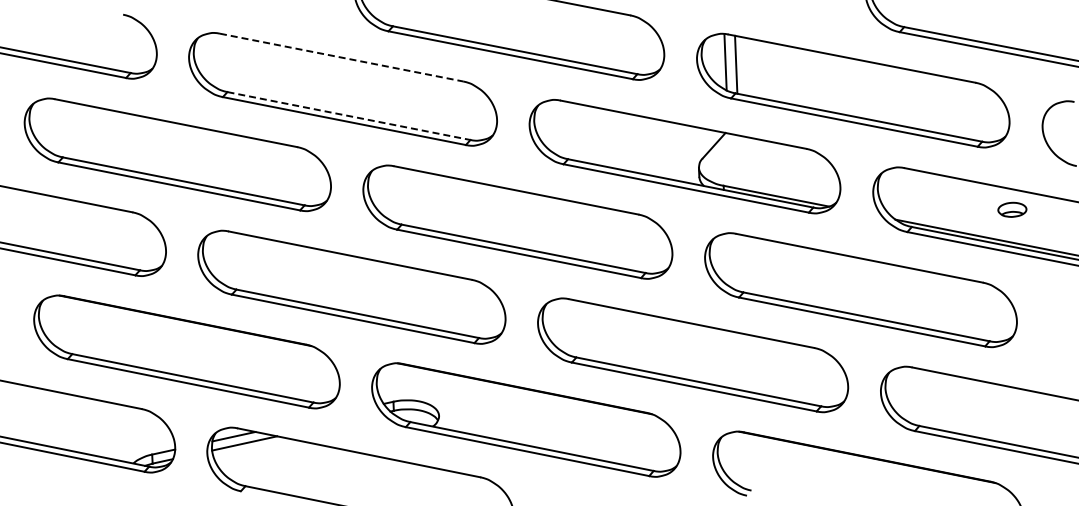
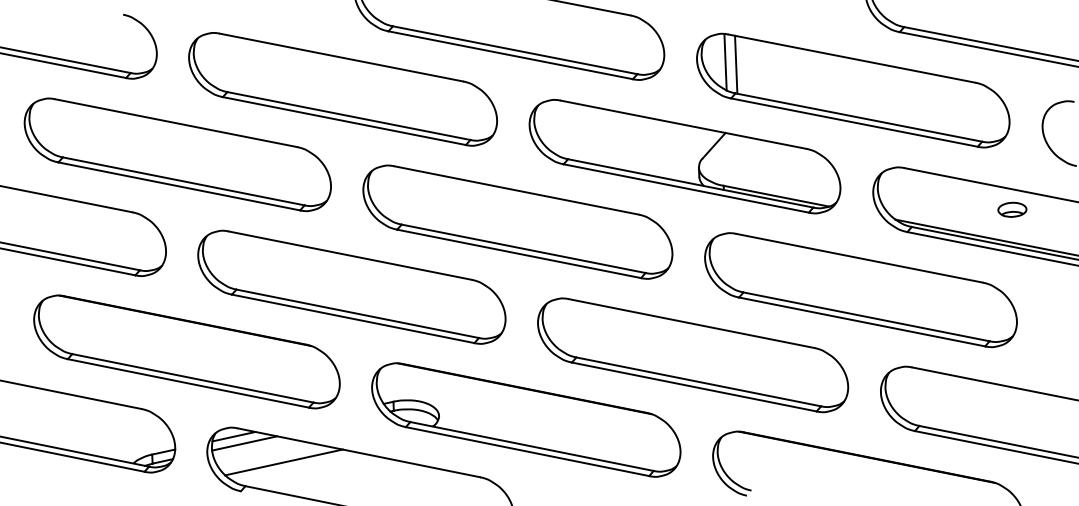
line: dashed -> solid (341, 57)
line: dashed -> solid (348, 116)
line: none -> present (283, 462)
